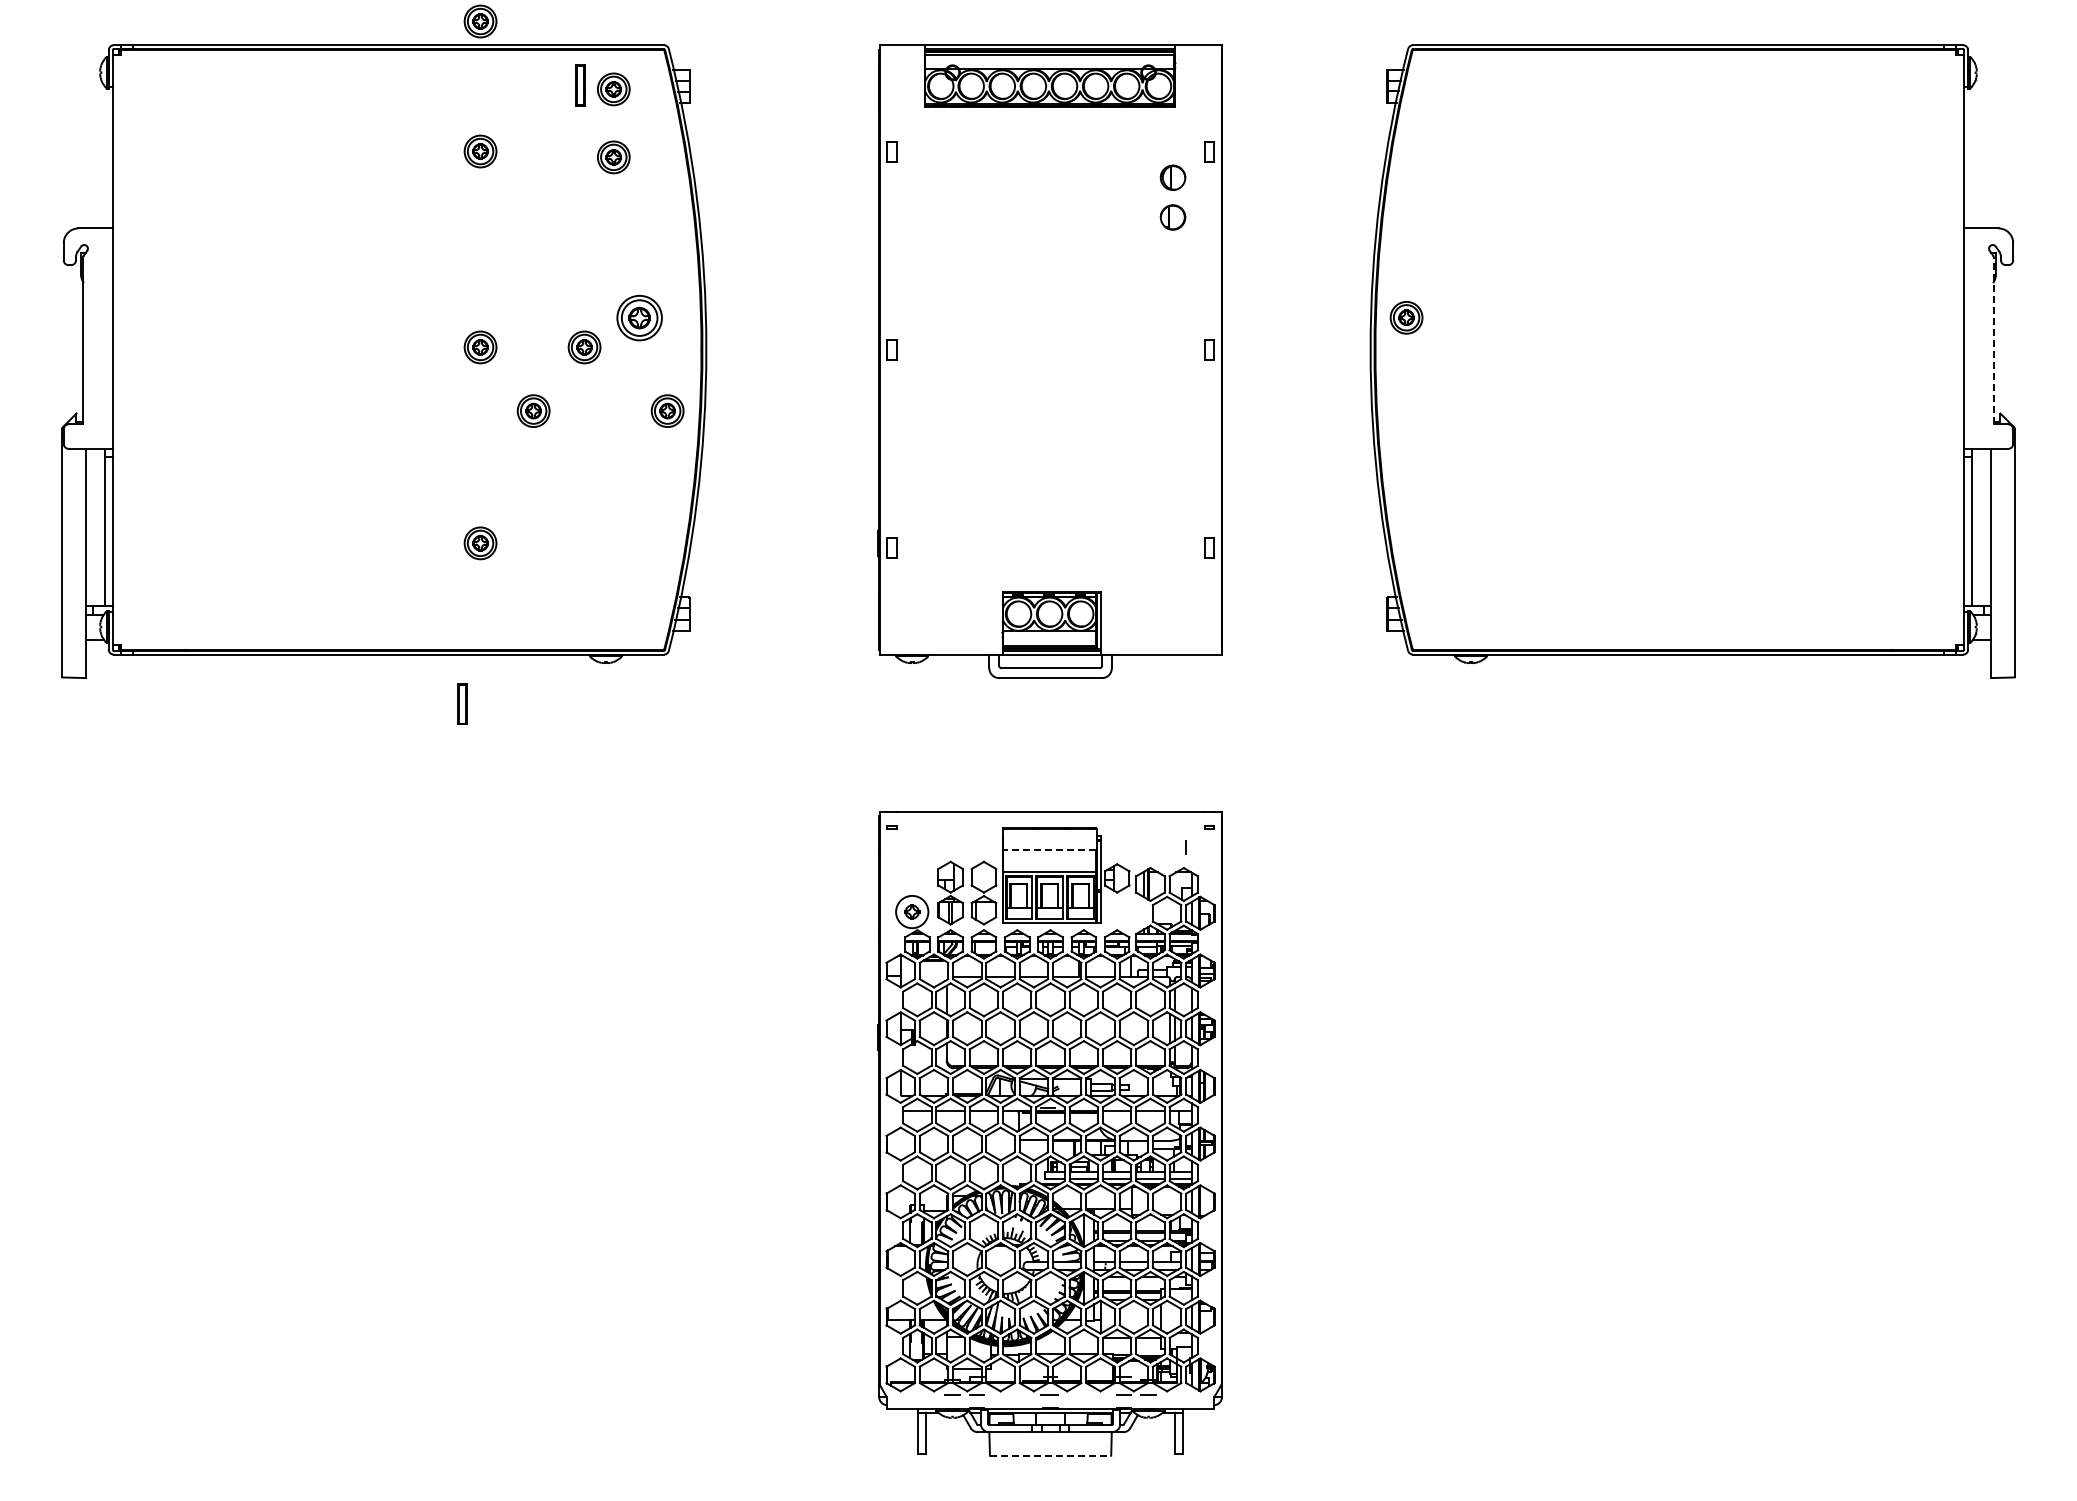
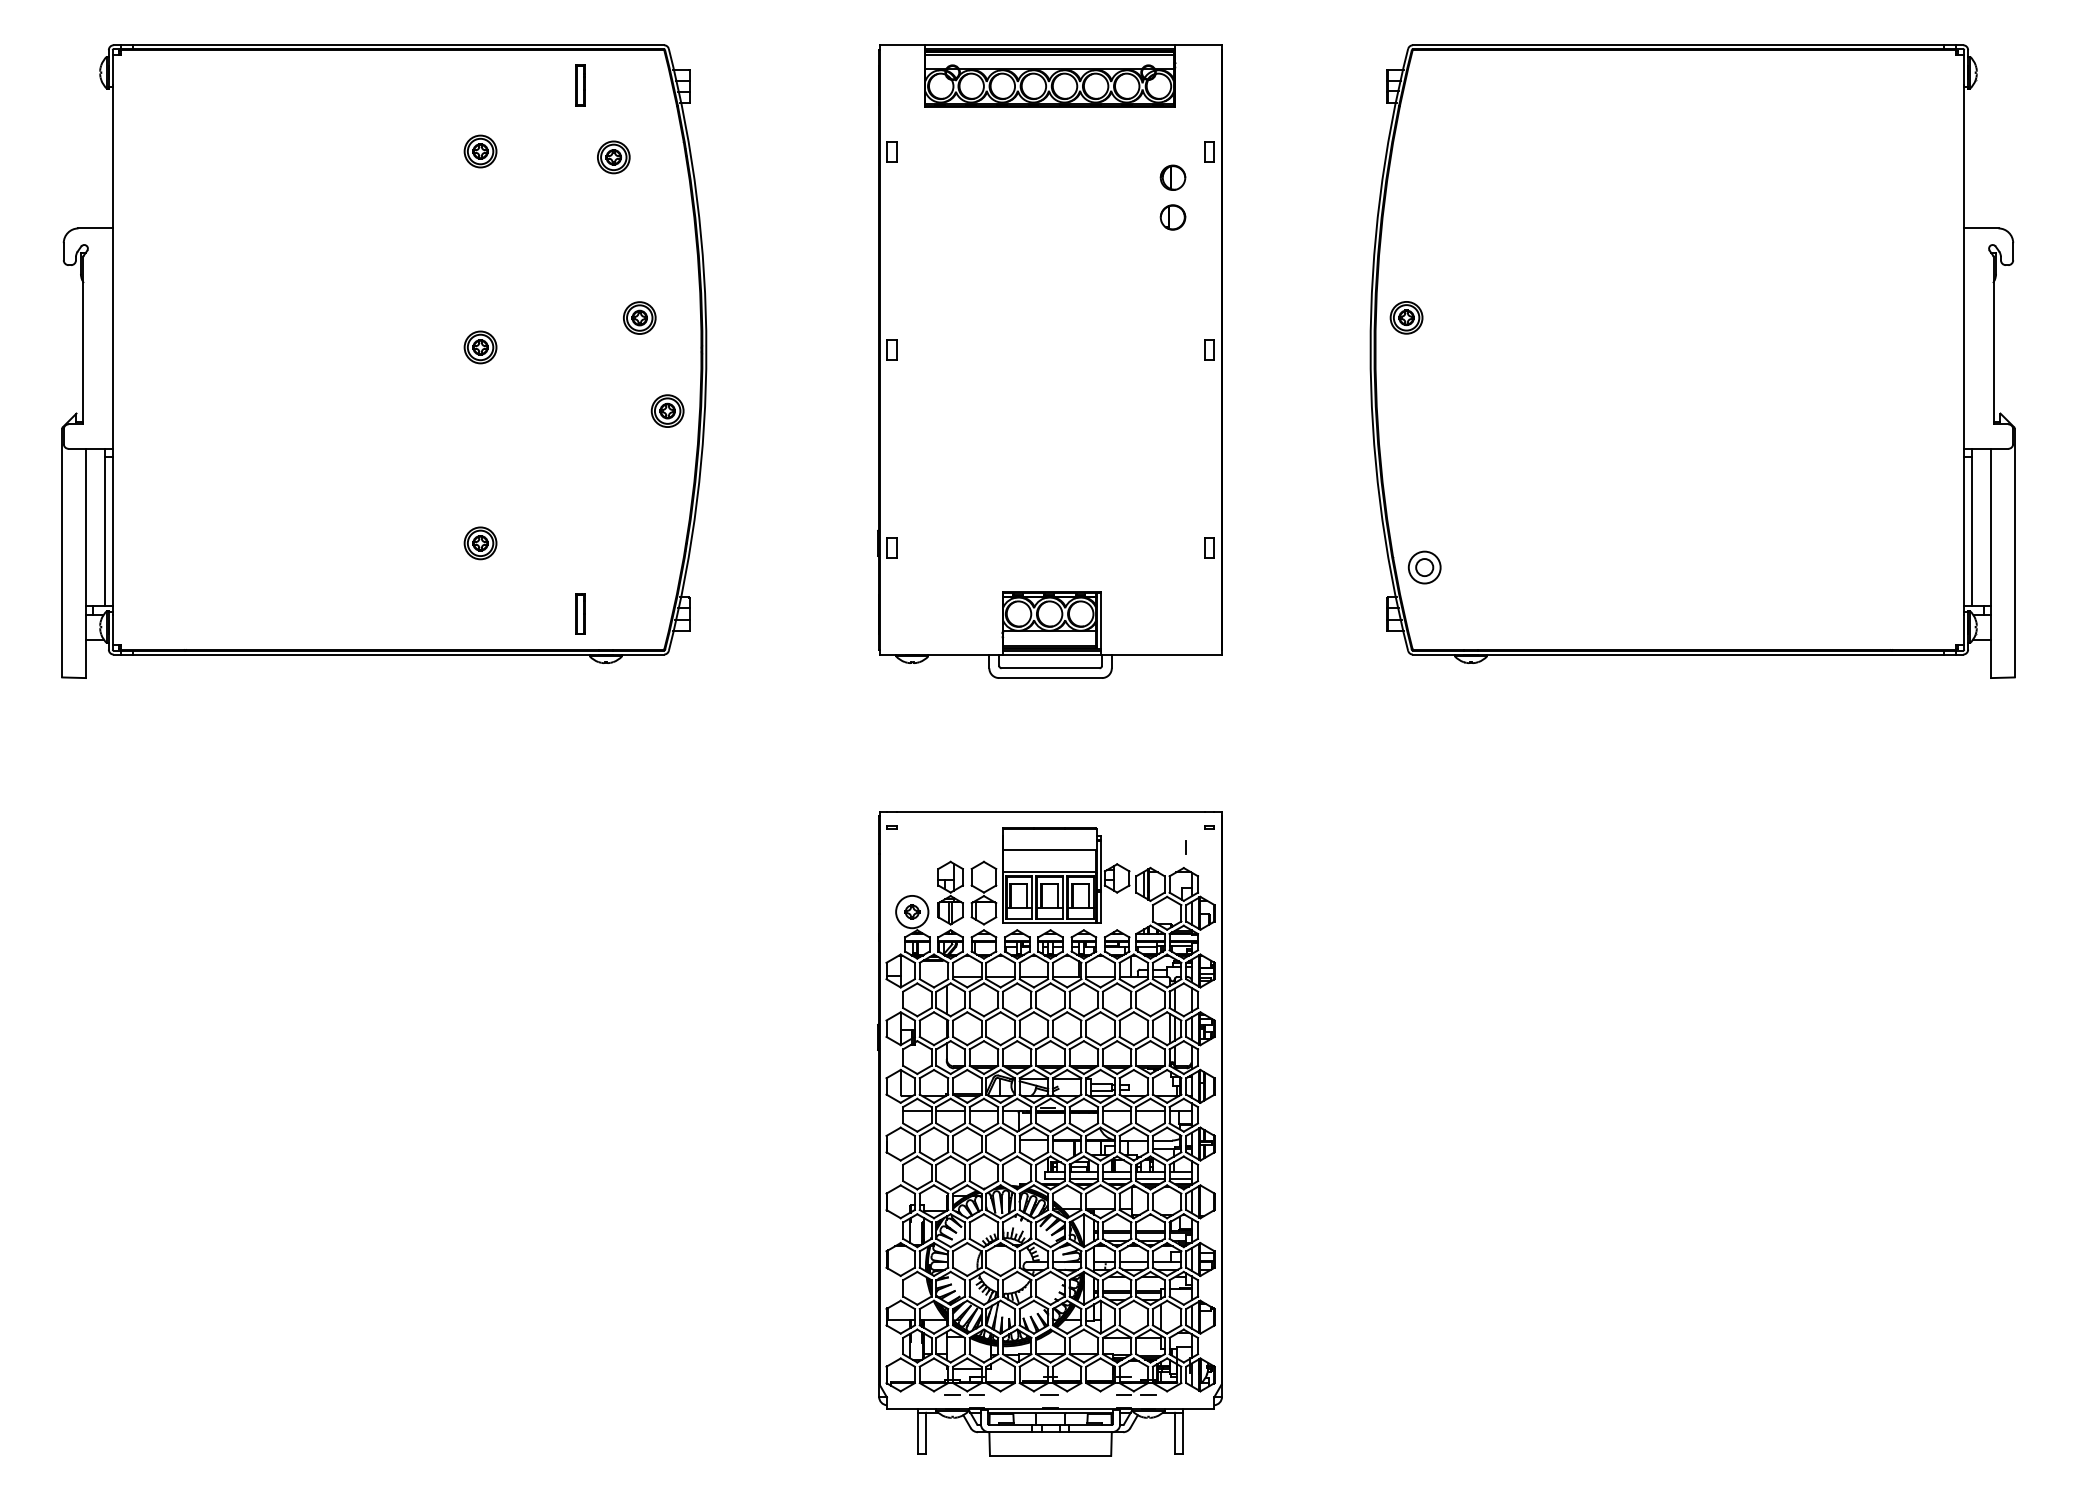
part: present -> none (480, 21)
part: present -> none (613, 89)
part size: 47x48 px -> 34x34 px (639, 317)
line: dashed -> solid (1993, 340)
part: present -> none (584, 347)
part: present -> none (533, 410)
part: none -> present (1424, 567)
part position: (462, 703) -> (580, 613) (580, 613)
line: dashed -> solid (1049, 850)
line: dashed -> solid (1050, 1455)
